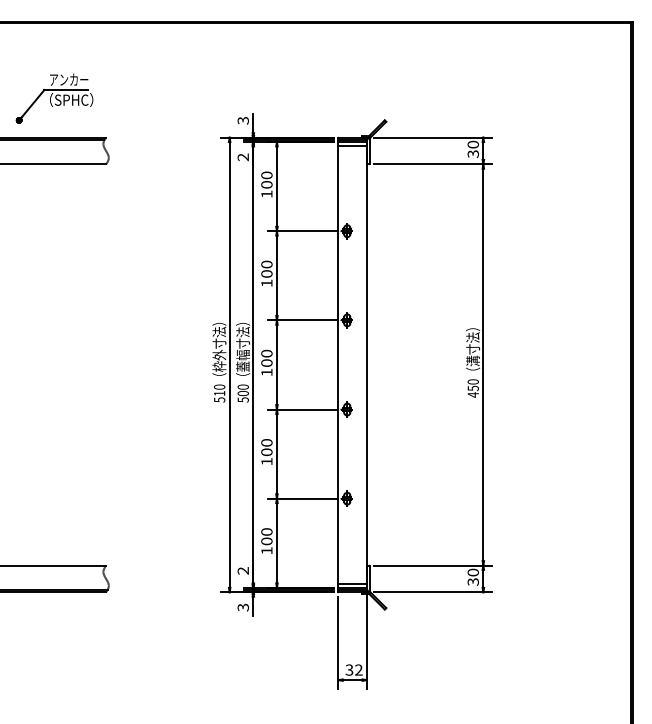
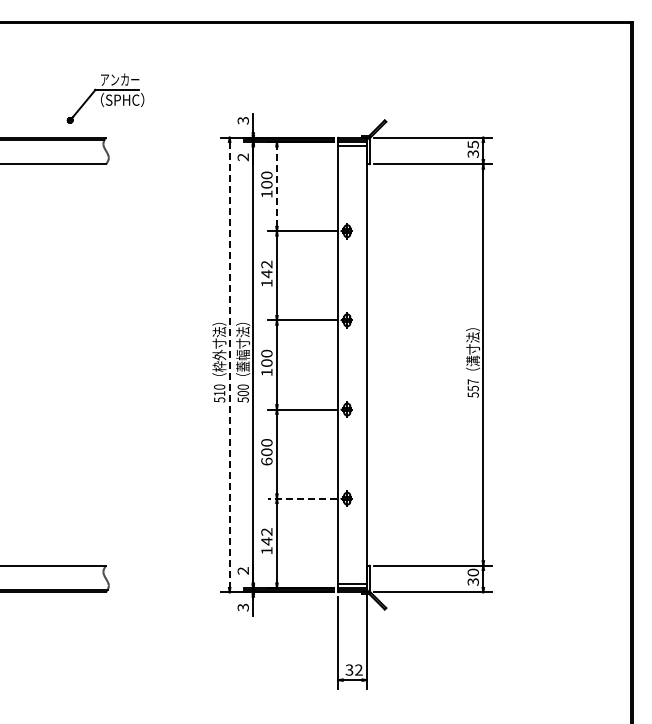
part position: (54, 98) -> (105, 98) (105, 98)
text: 30 -> 35 (472, 144)
line: solid -> dashed (276, 186)
text: 100 -> 142 (266, 269)
line: solid -> dashed (229, 364)
text: 450 -> 557 (472, 388)
text: 100 -> 600 (266, 461)
line: solid -> dashed (301, 498)
text: 100 -> 142 (266, 536)
